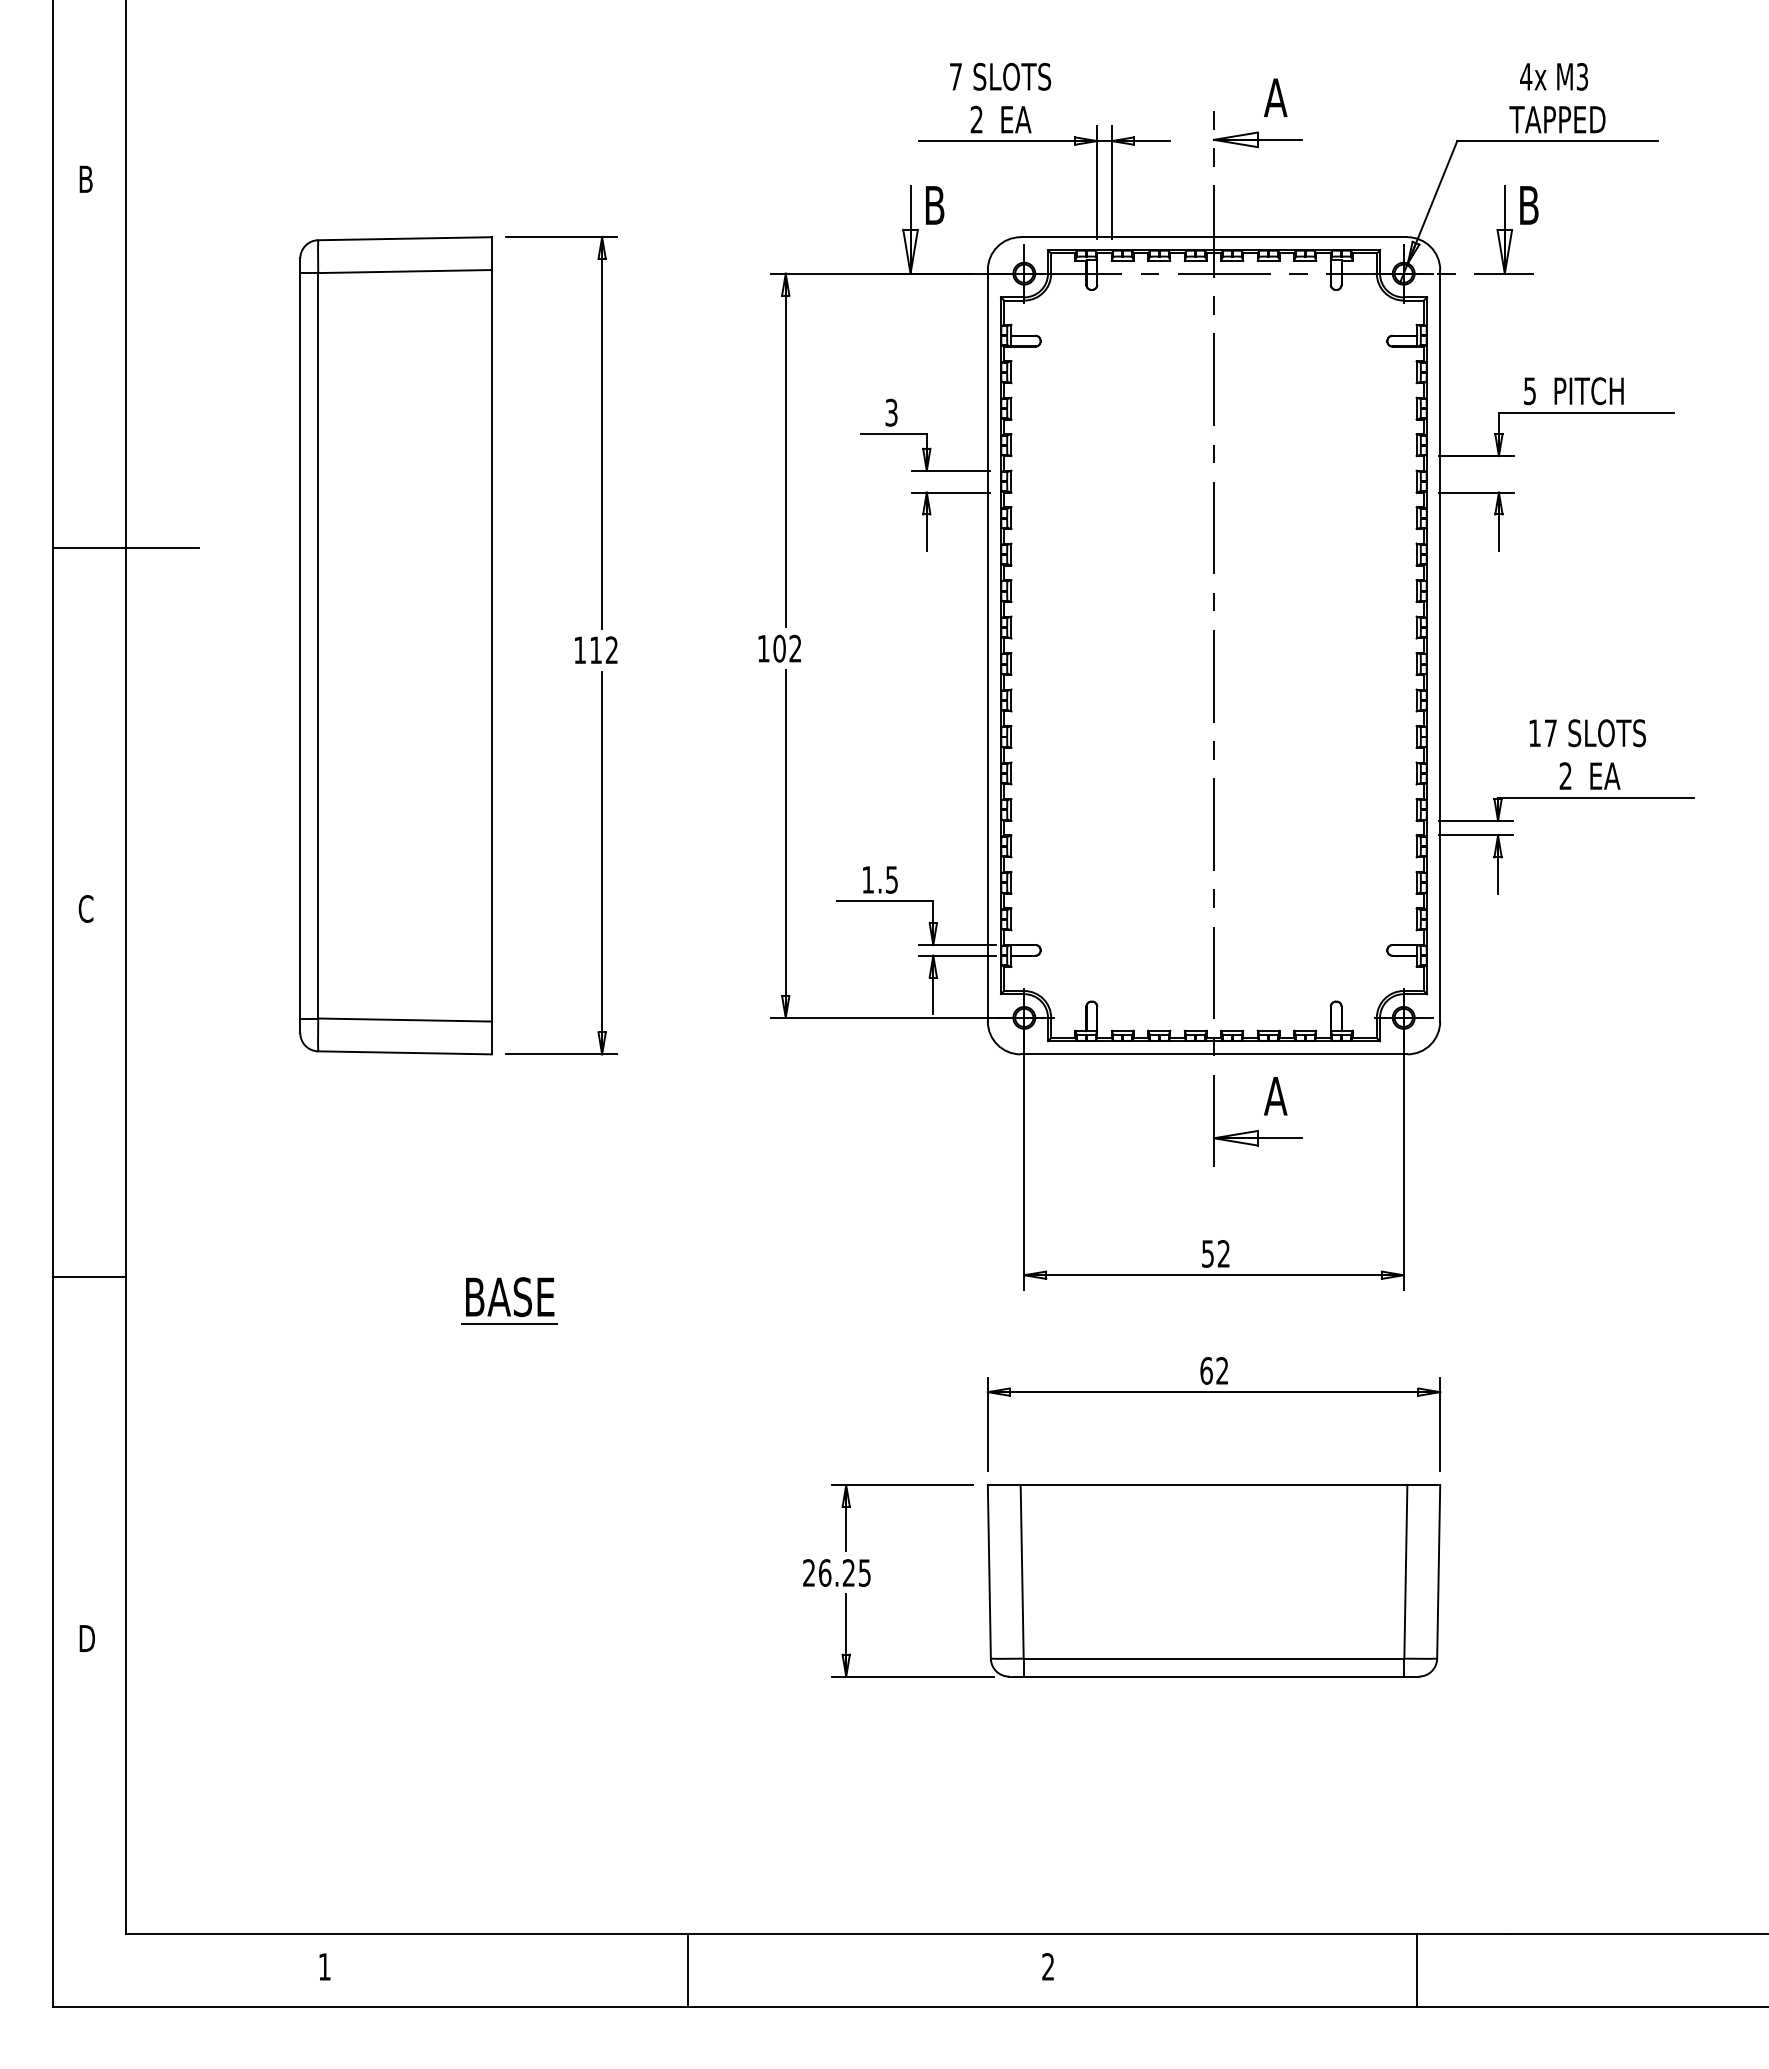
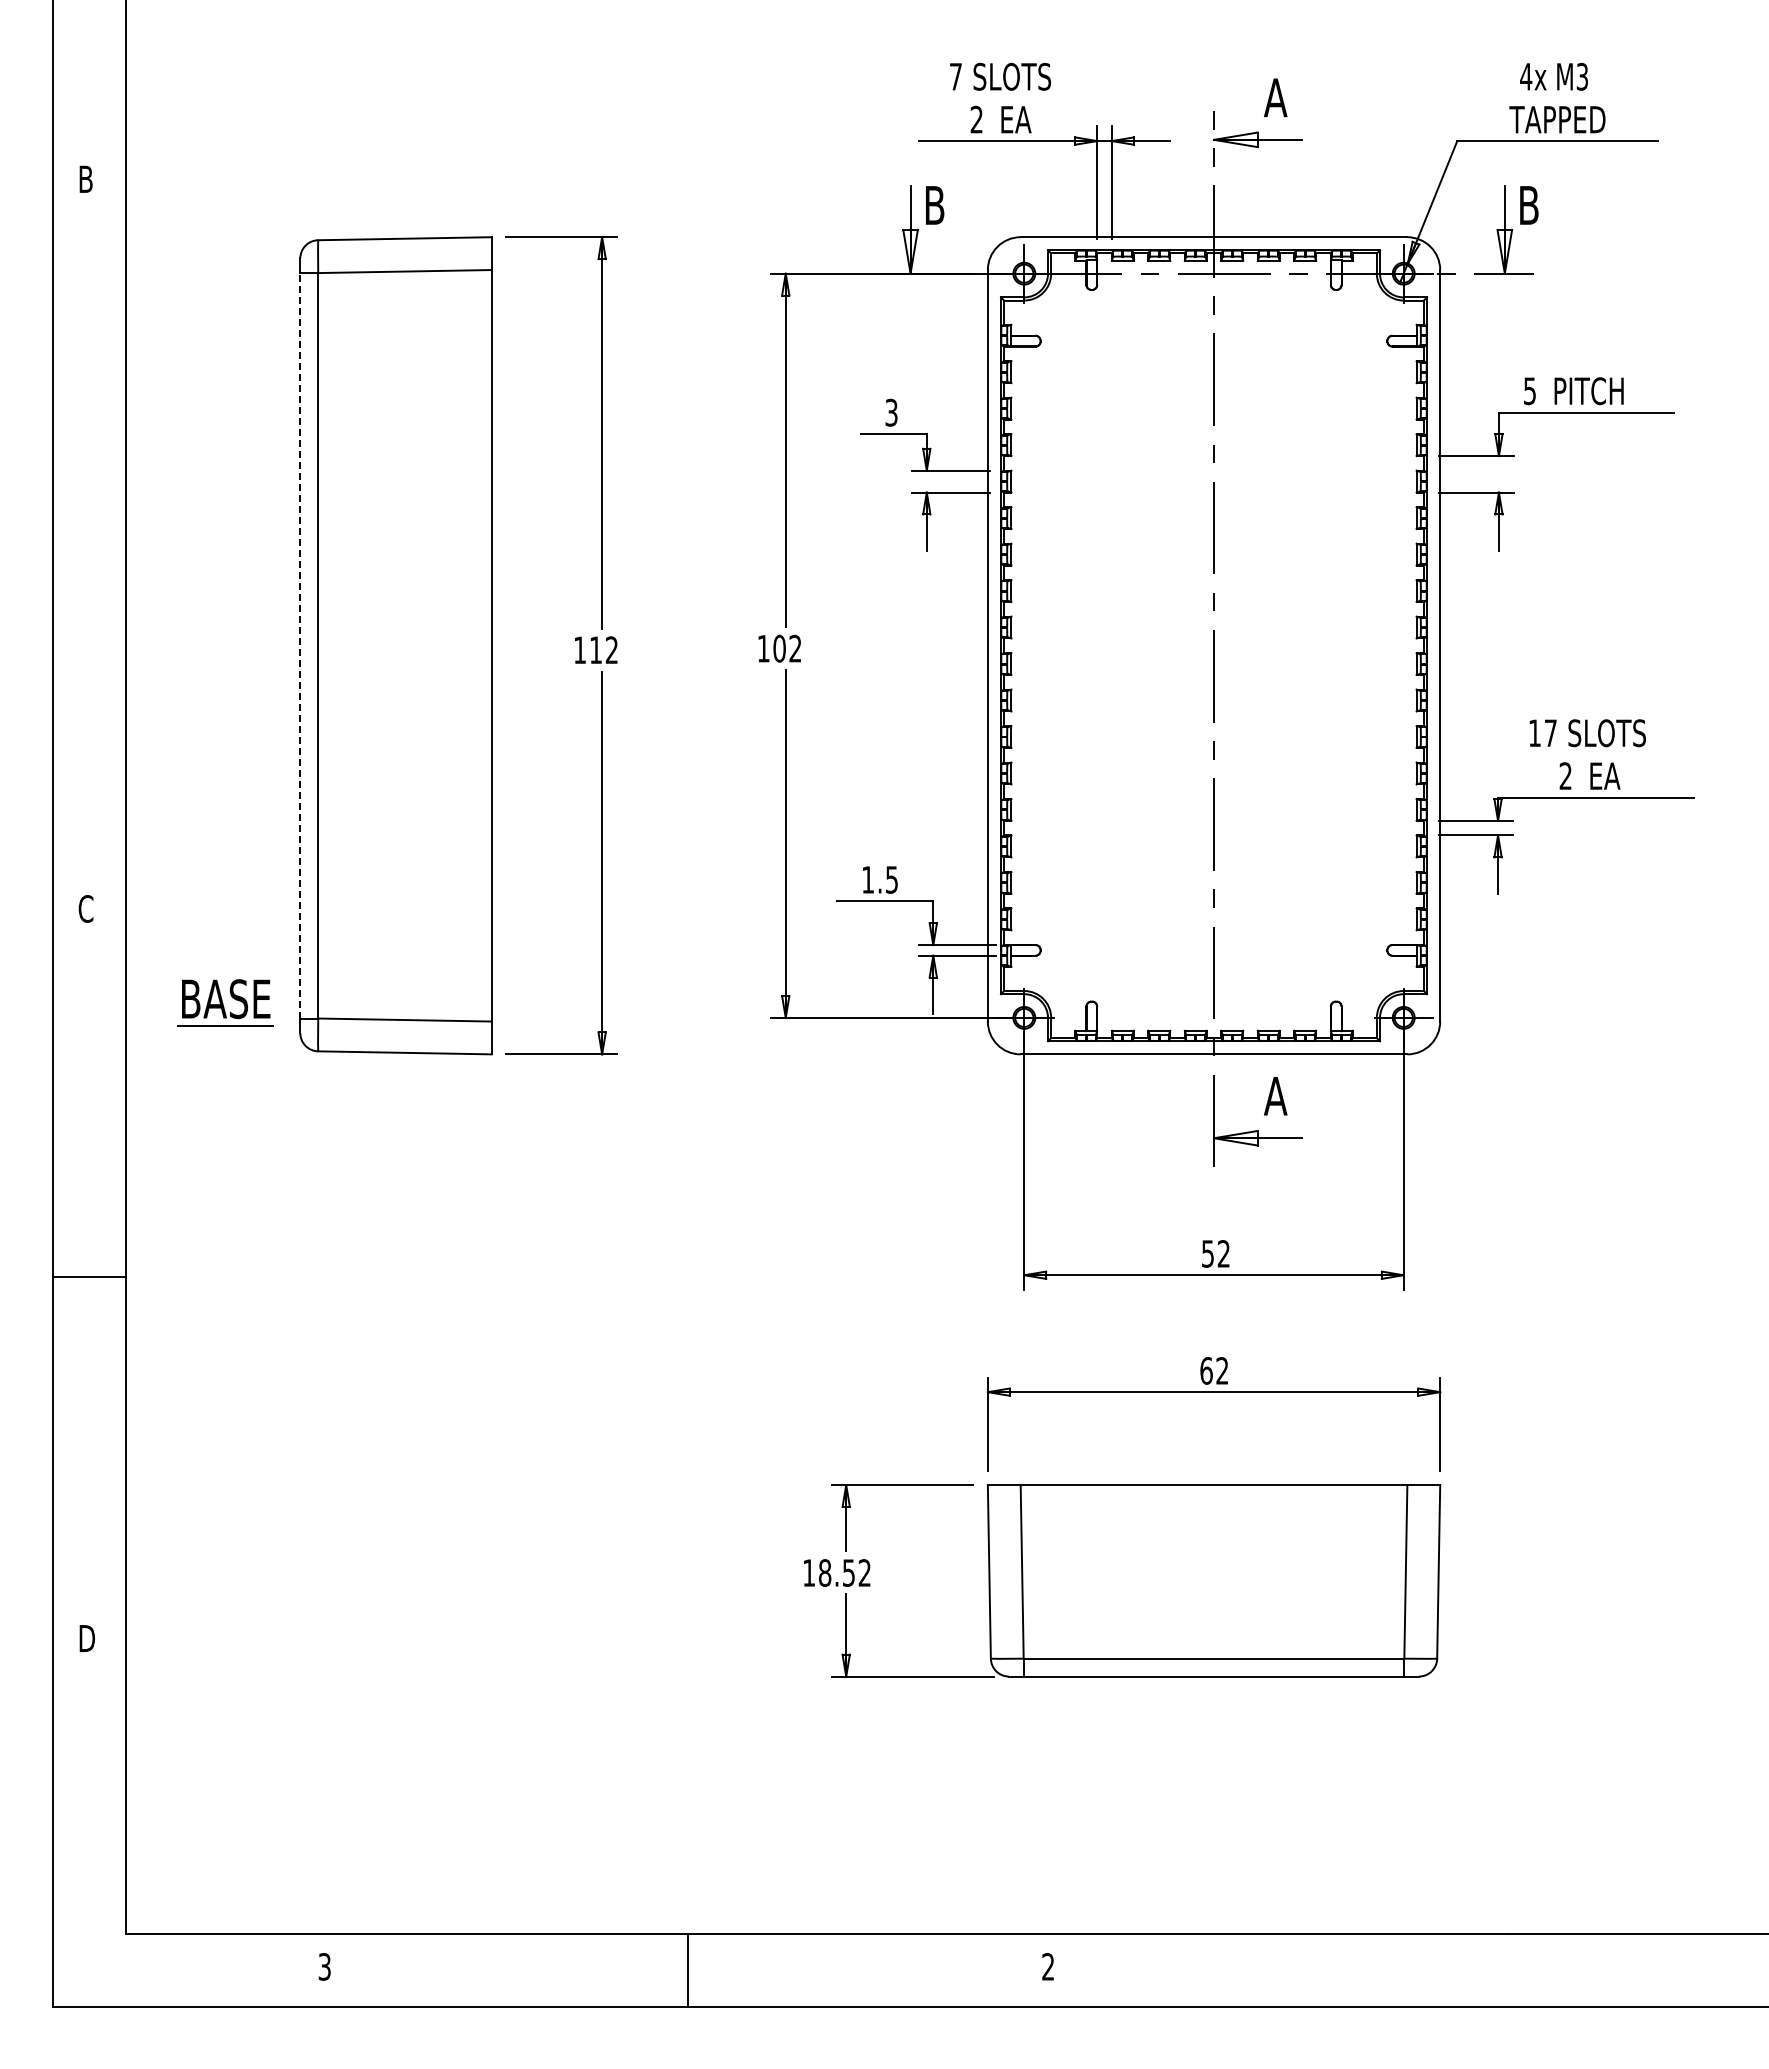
line: present -> none (125, 547)
line: solid -> dashed (300, 645)
part position: (509, 1300) -> (225, 1002) (225, 1002)
text: 26.25 -> 18.52 (836, 1572)
text: 1 -> 3 (324, 1966)
line: present -> none (1417, 1969)
